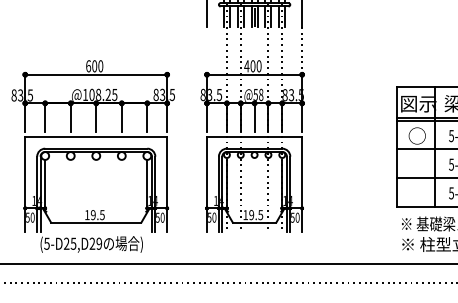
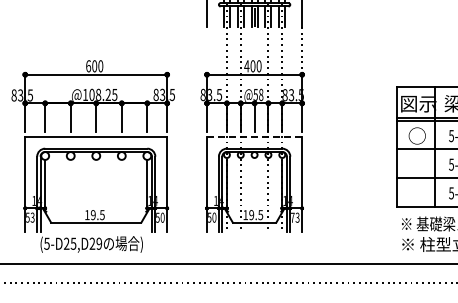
line: solid -> dashed (254, 136)
text: 50 -> 53 (32, 217)
text: 50 -> 73 (295, 217)
